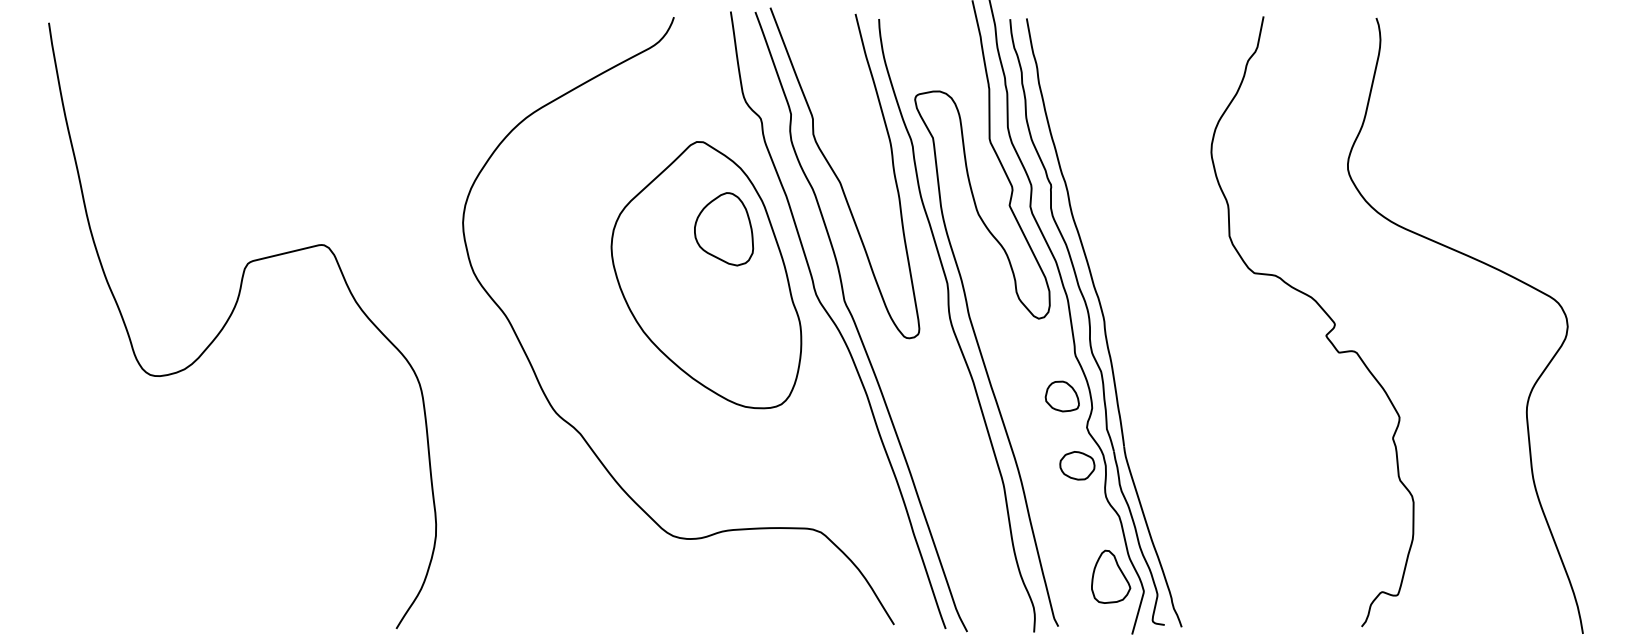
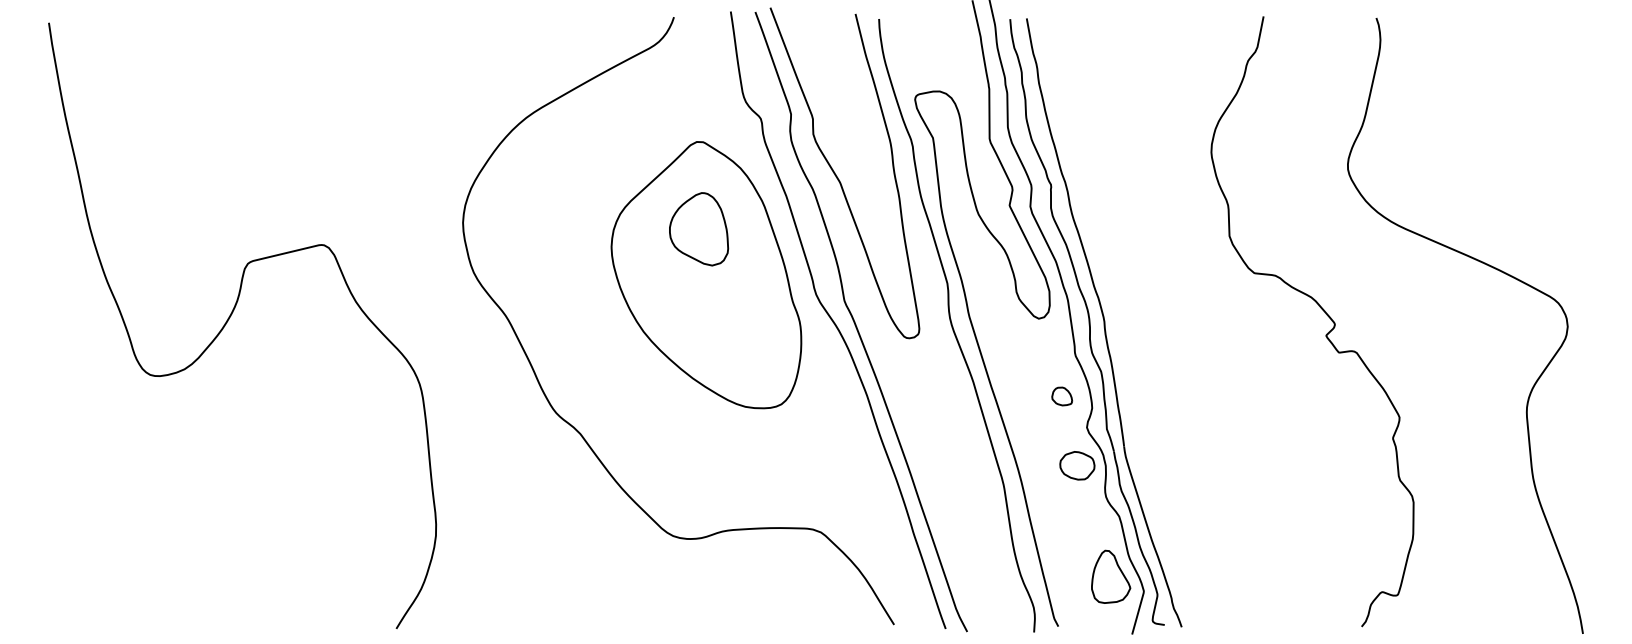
part position: (724, 229) -> (699, 229) (699, 229)
part size: 36x33 px -> 22x21 px (1061, 396)
